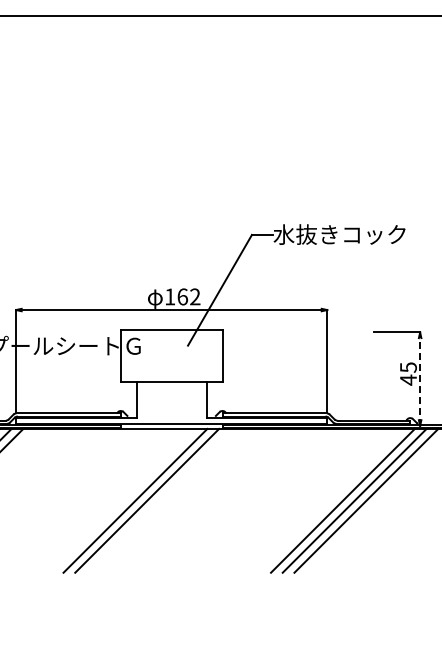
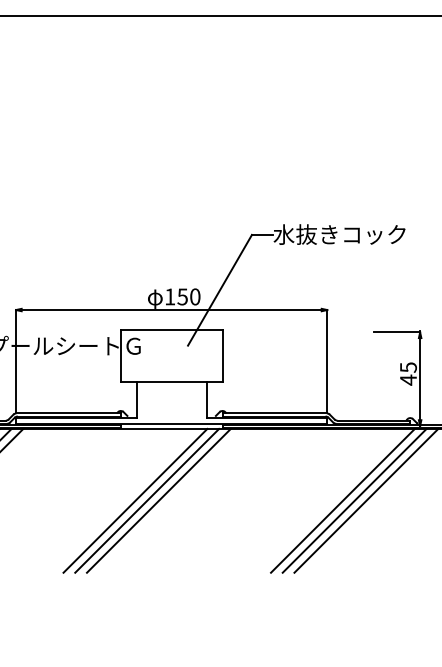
text: 162 -> 150 (188, 296)
line: dashed -> solid (420, 378)
line: none -> present (158, 500)
